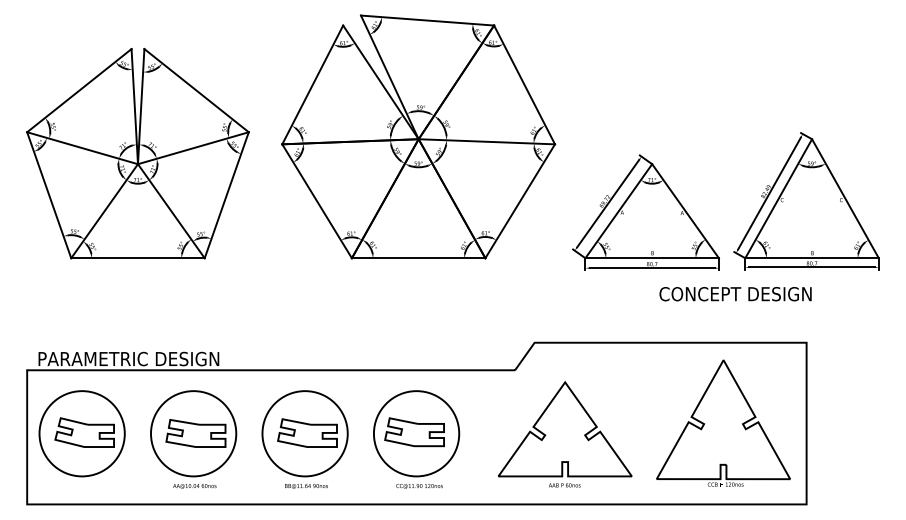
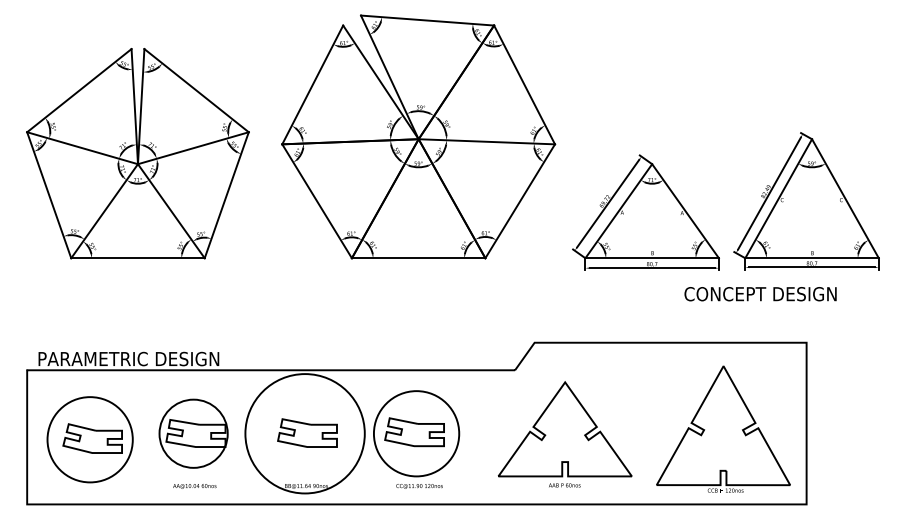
text position: (735, 294) -> (760, 294) (760, 294)
part position: (723, 422) -> (723, 428) (723, 428)
part position: (81, 433) -> (89, 439) (89, 439)
circle diameter: 85 px -> 68 px (193, 433)
circle diameter: 85 px -> 119 px (304, 433)
